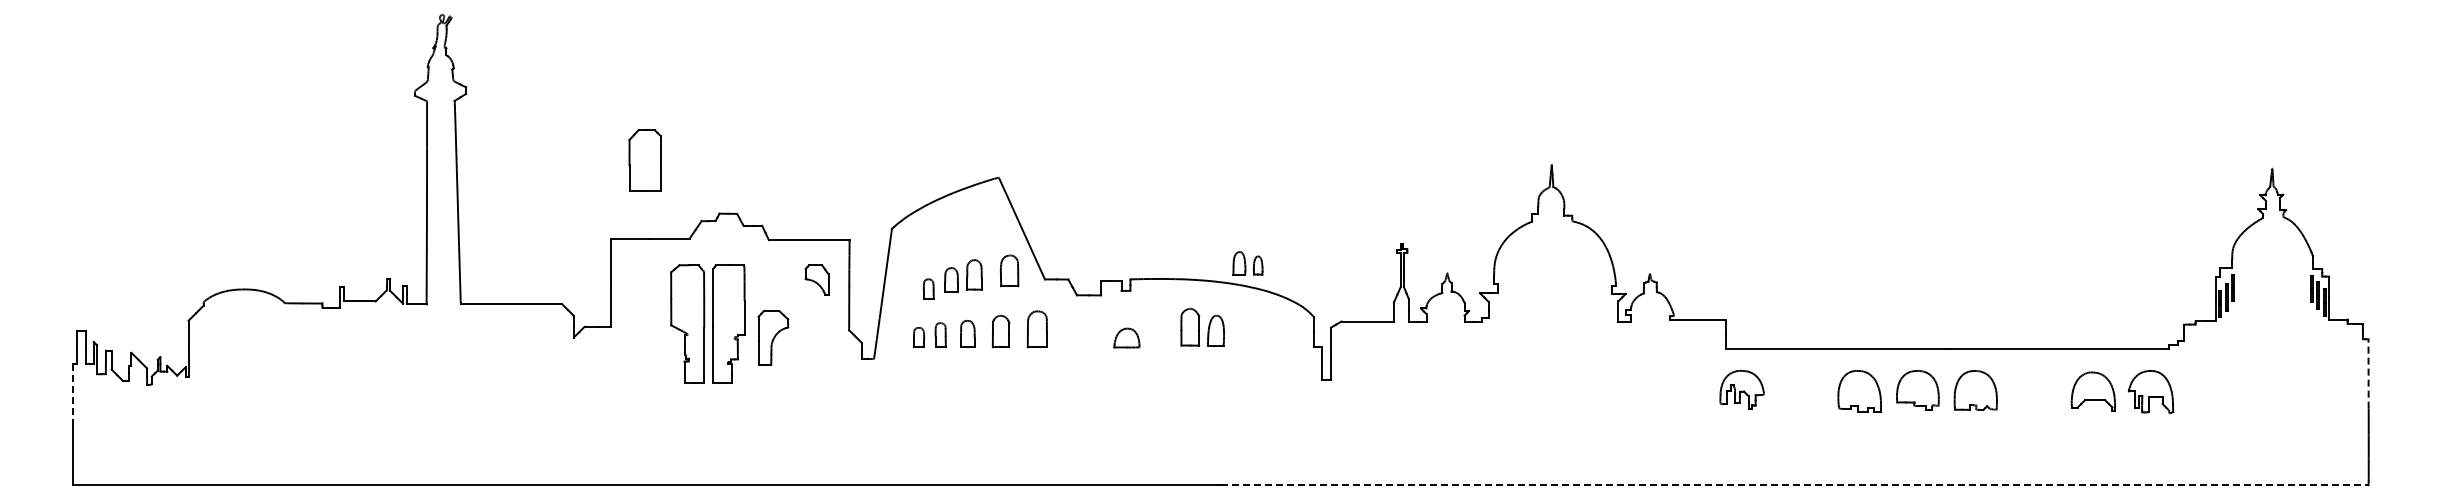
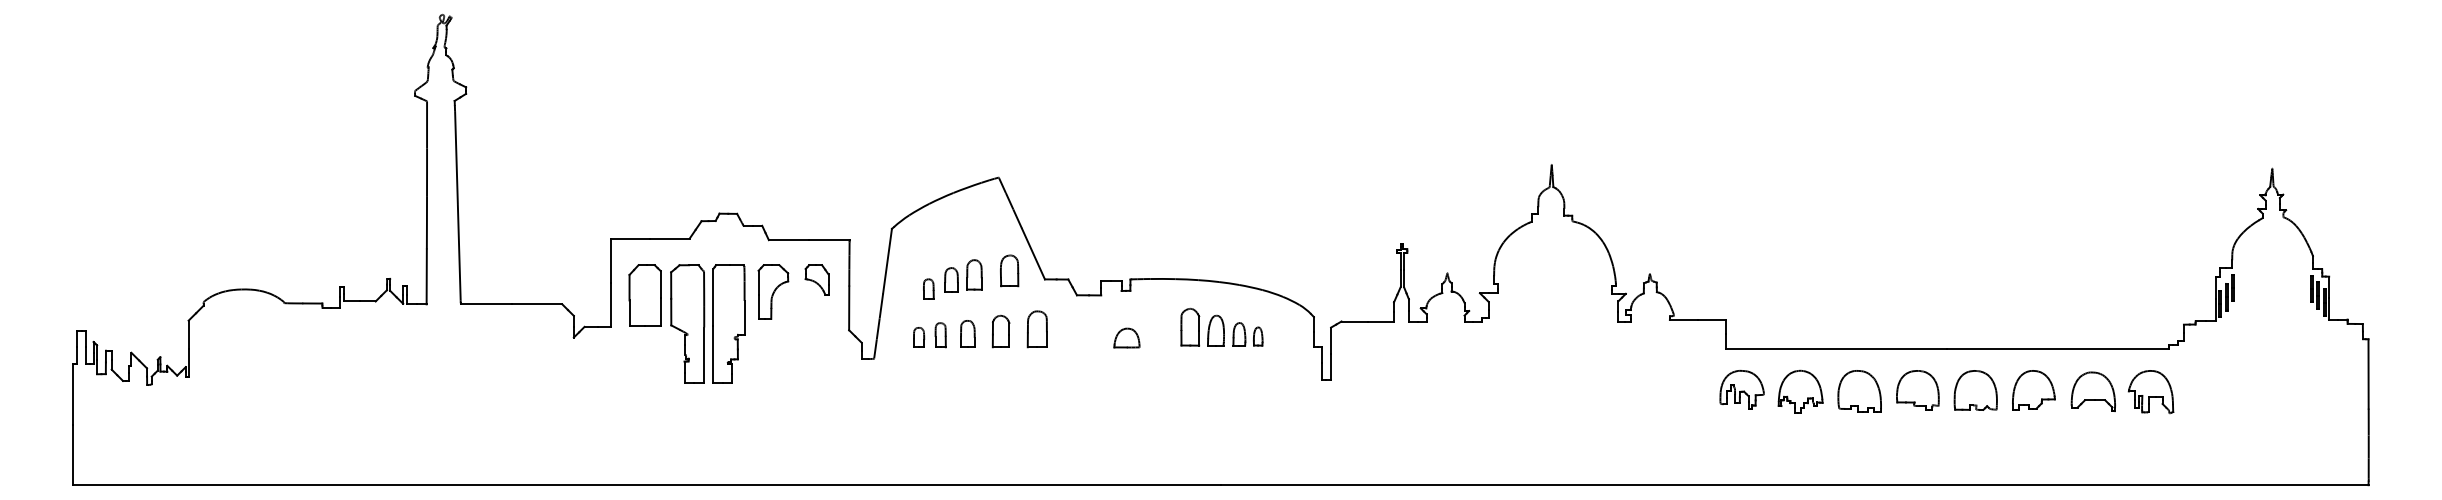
part position: (644, 160) -> (644, 295) (644, 295)
part position: (1247, 263) -> (1247, 334) (1247, 334)
part position: (773, 337) -> (773, 291) (773, 291)
line: dashed -> solid (2368, 373)
part: none -> present (2033, 390)
part: none -> present (1800, 391)
line: dashed -> solid (73, 394)
line: dashed -> solid (1794, 485)
